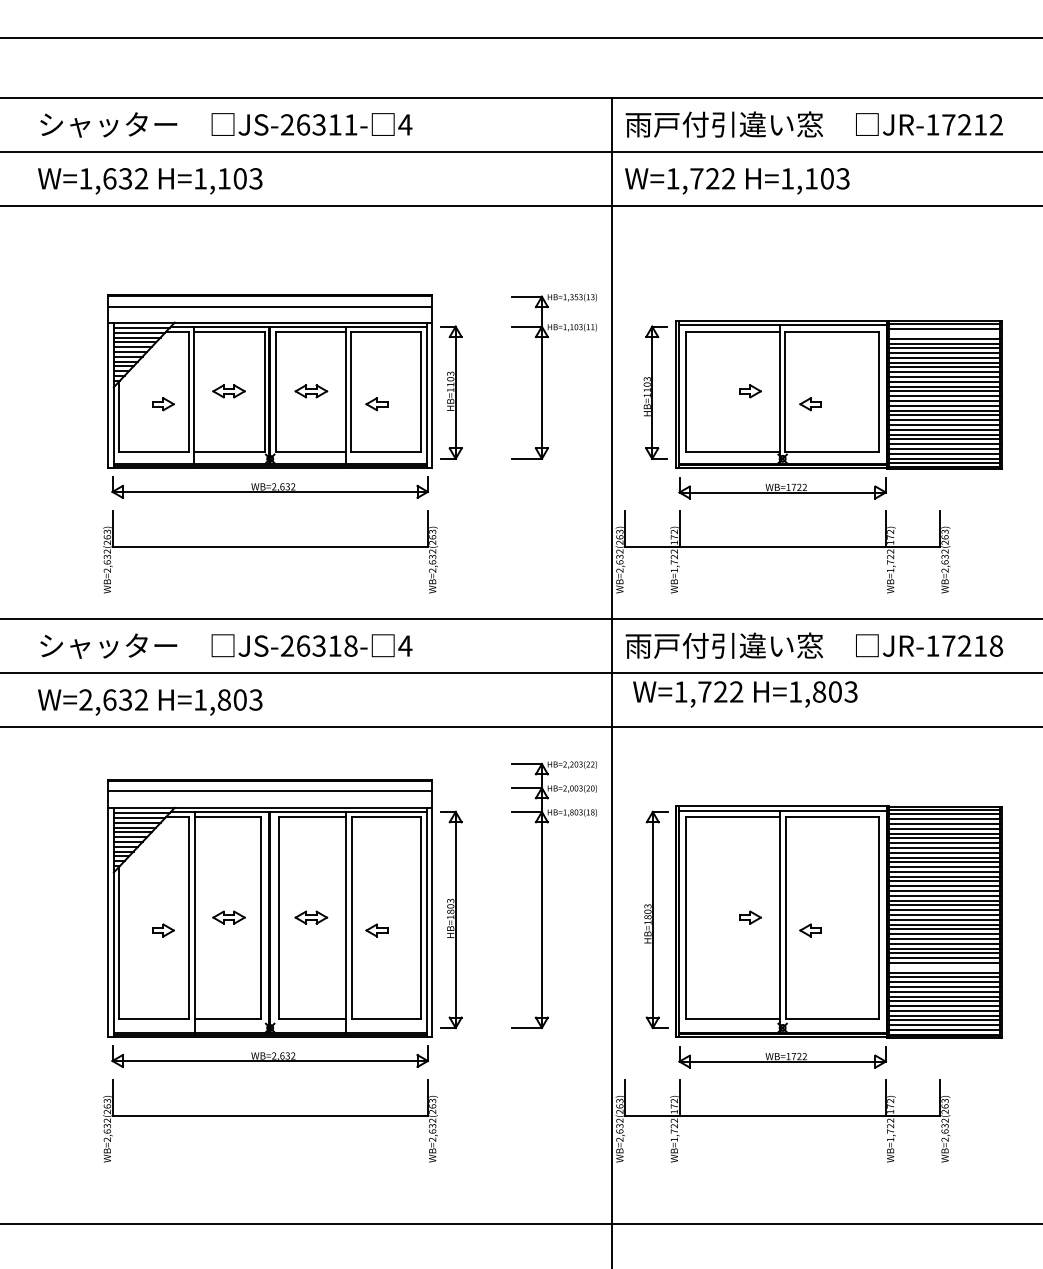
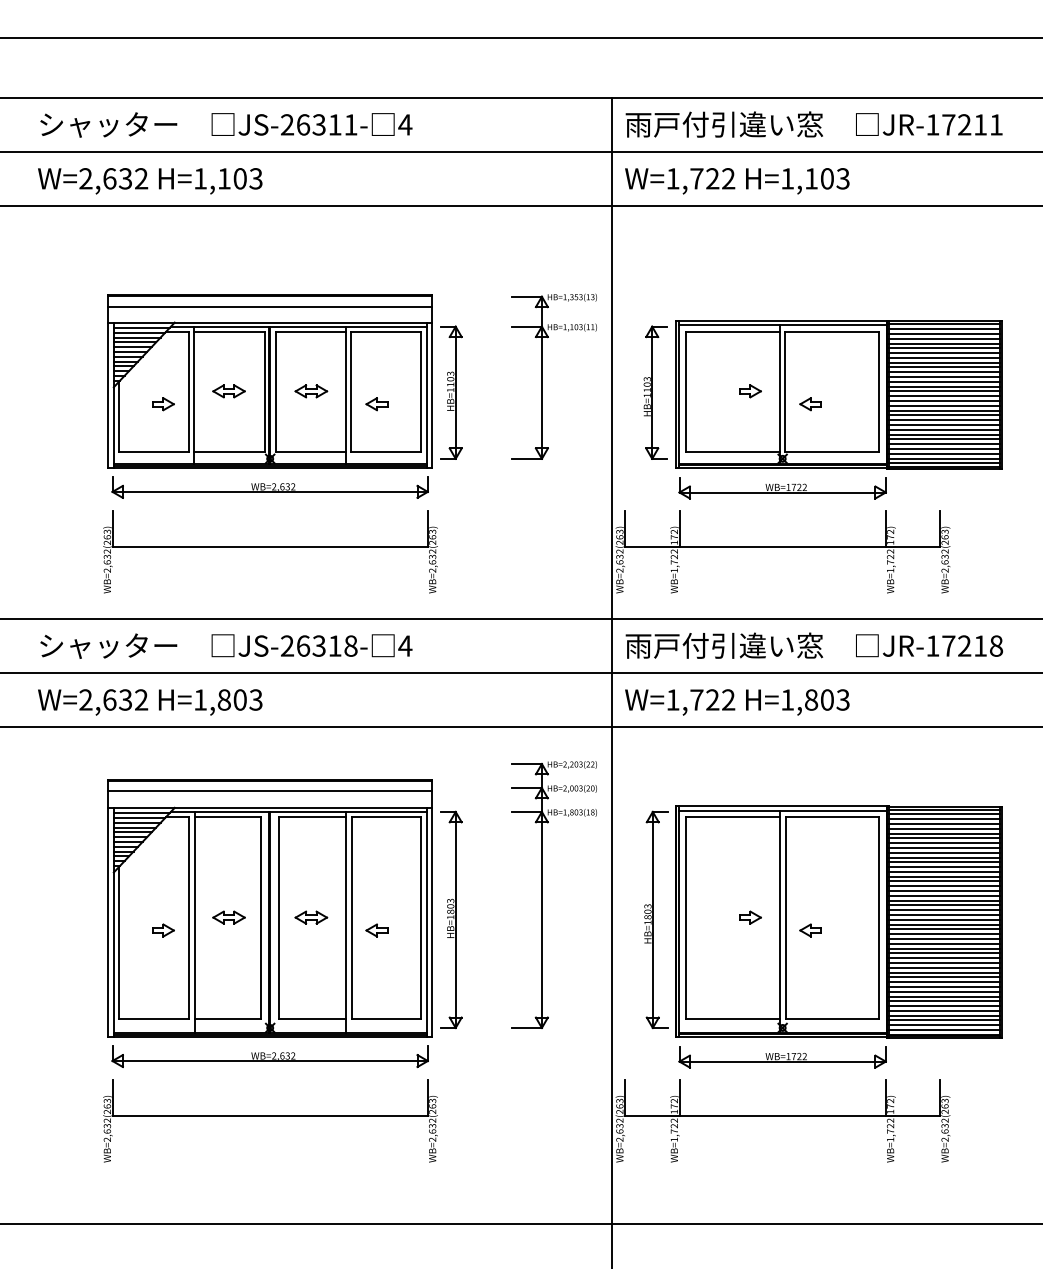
text: JR-17212 -> JR-17211 (995, 124)
text: W=1,632 -> W=2,632 (85, 178)
line: none -> present (944, 333)
text position: (745, 694) -> (737, 702) (737, 702)
line: none -> present (944, 967)
